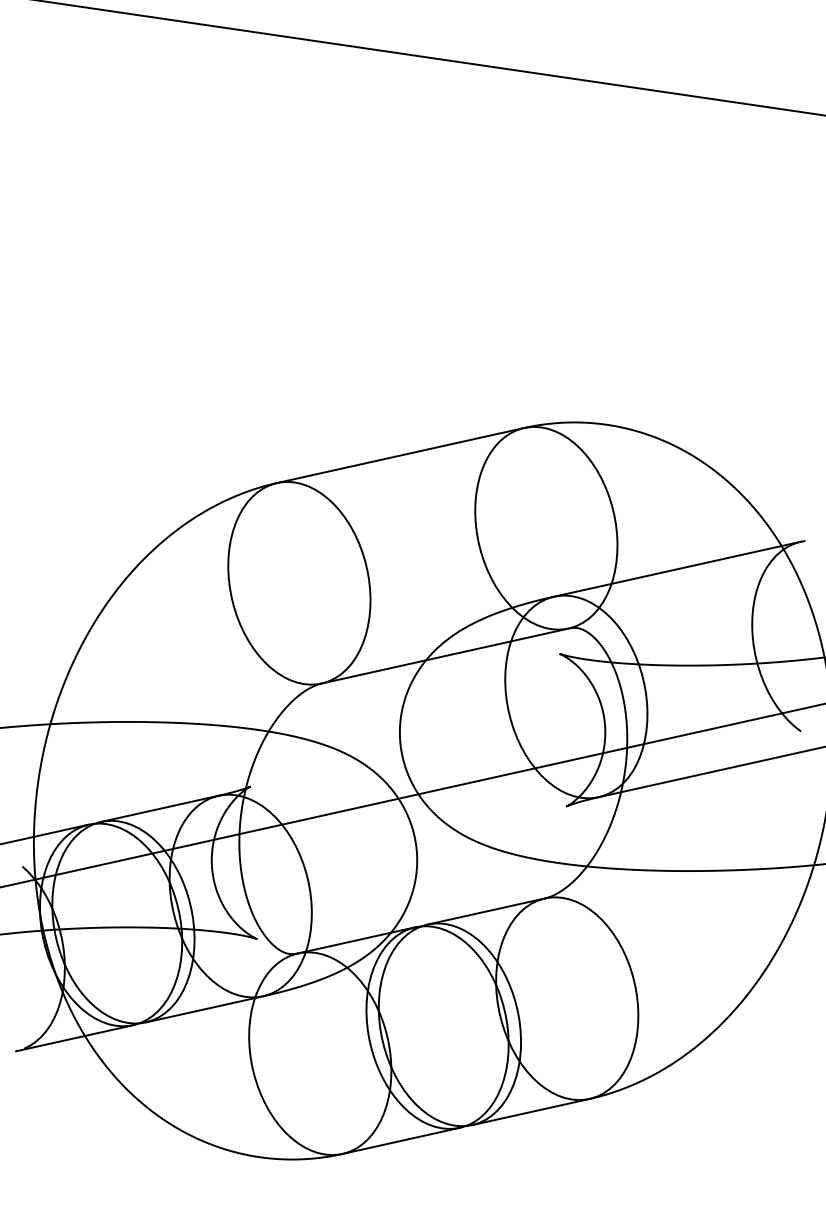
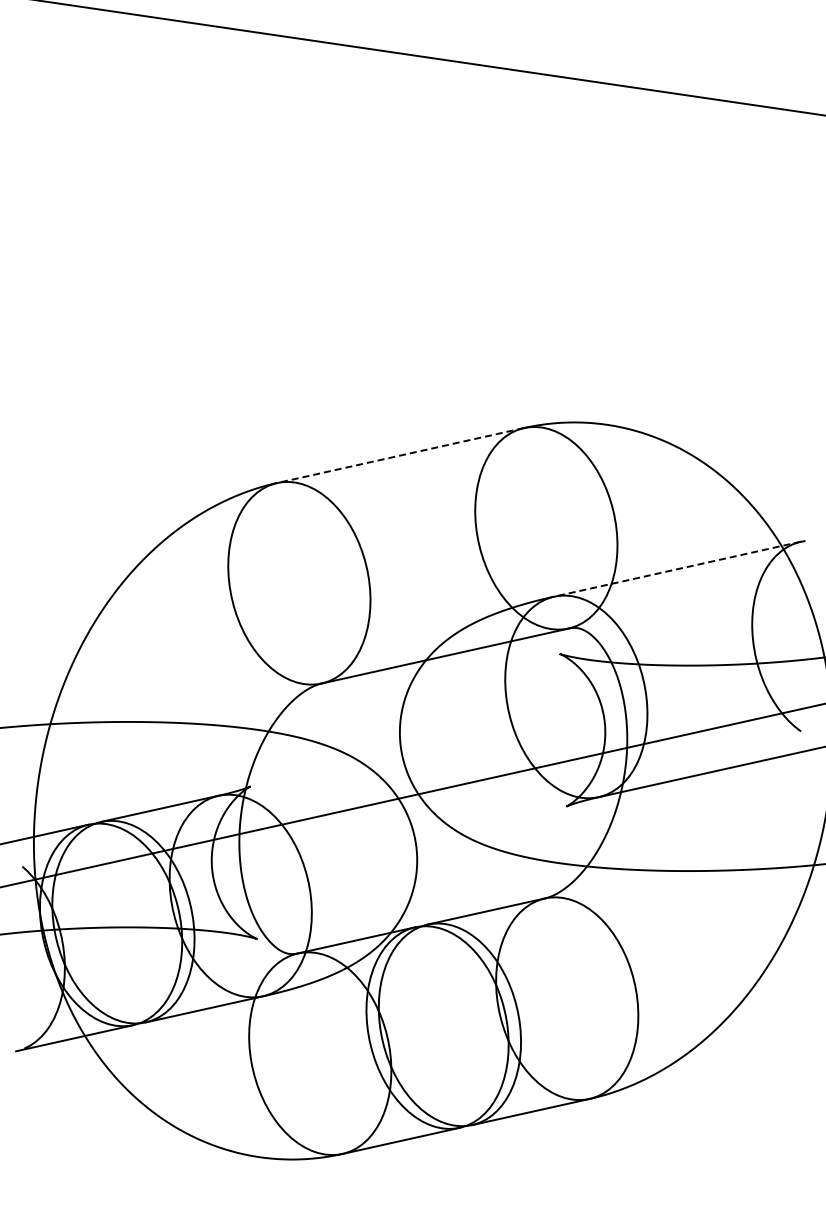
line: solid -> dashed (400, 455)
line: solid -> dashed (677, 569)
